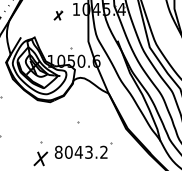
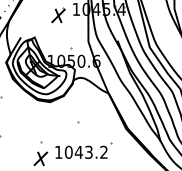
part size: 11x11 px -> 15x17 px (58, 15)
text: 8043.2 -> 1043.2 (58, 151)
